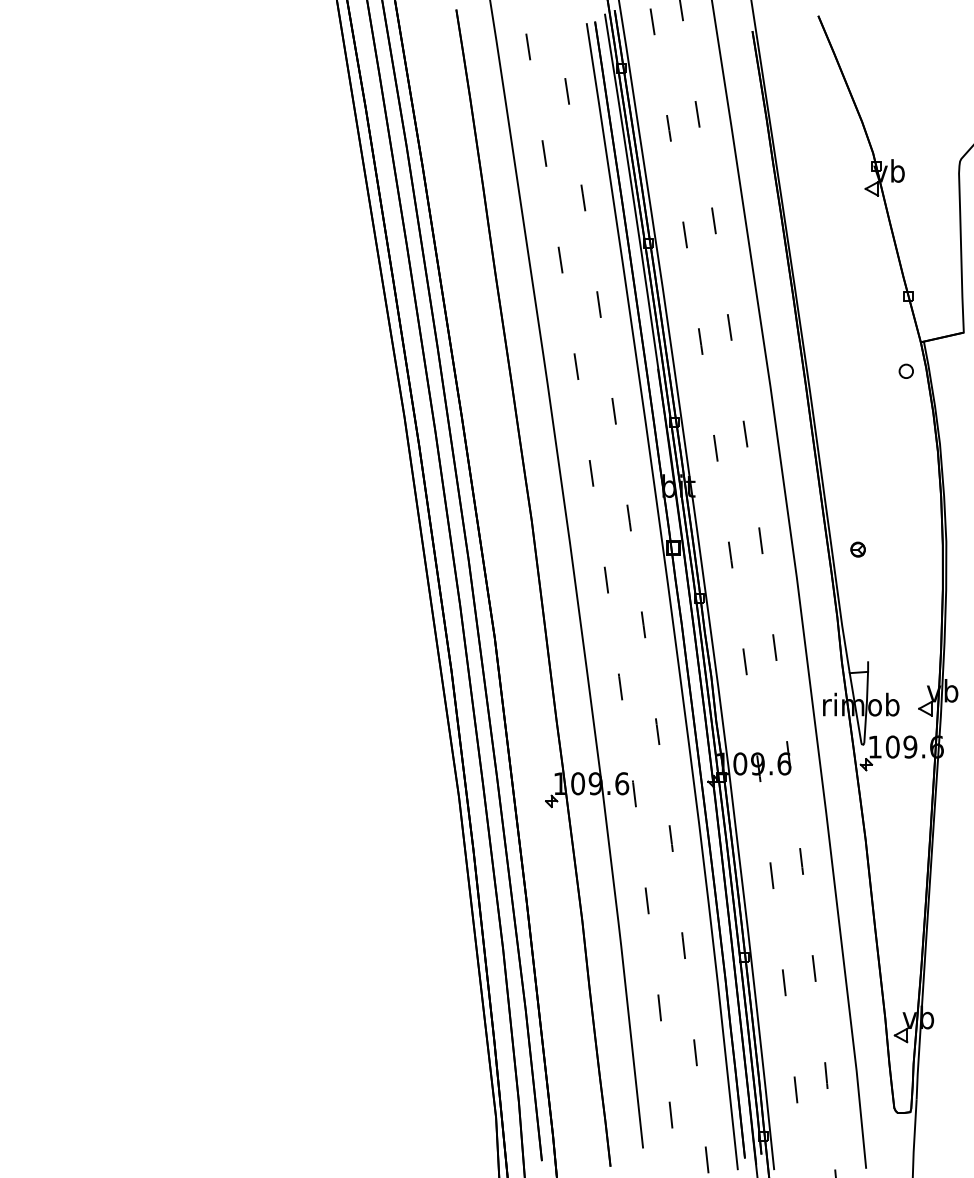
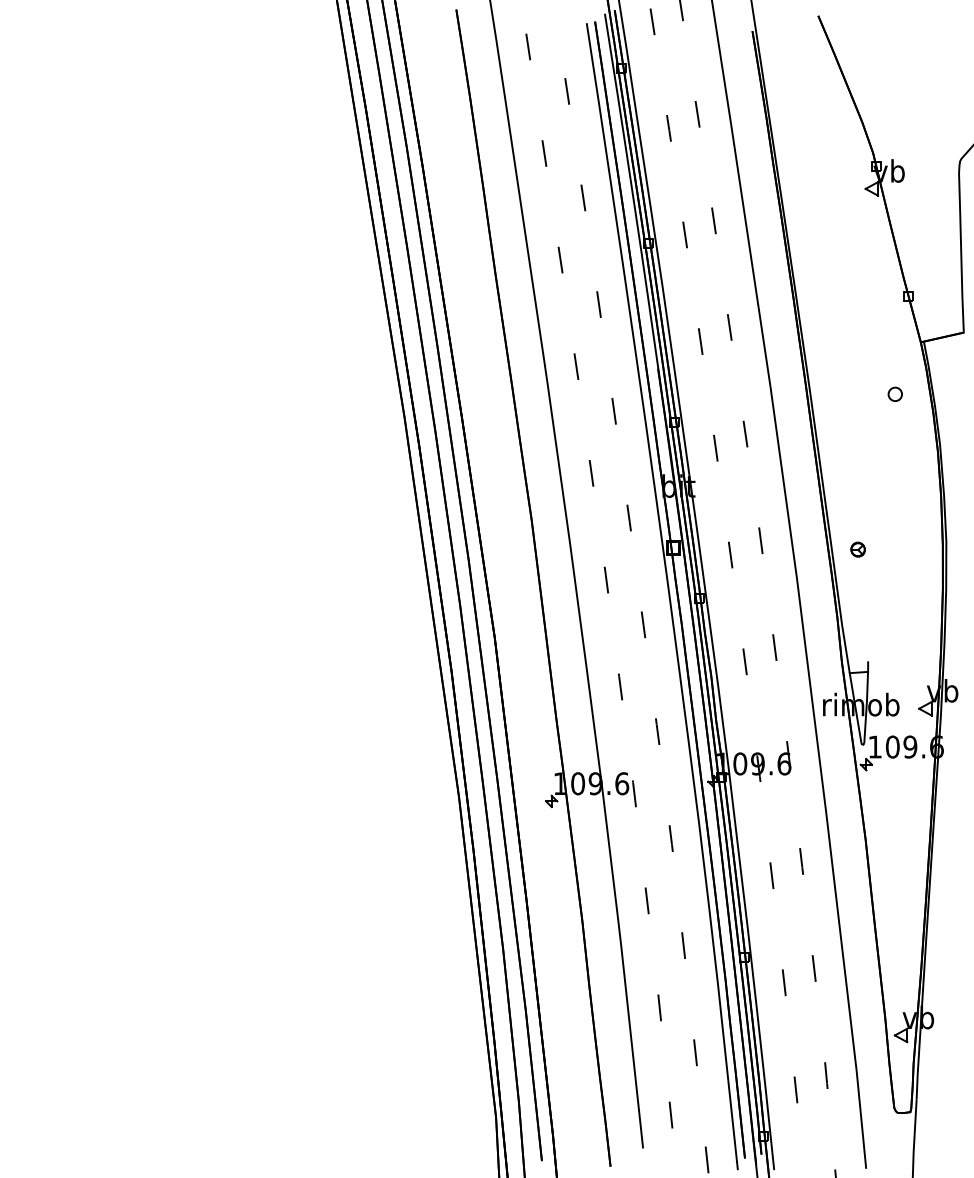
part position: (905, 370) -> (894, 393) (894, 393)
